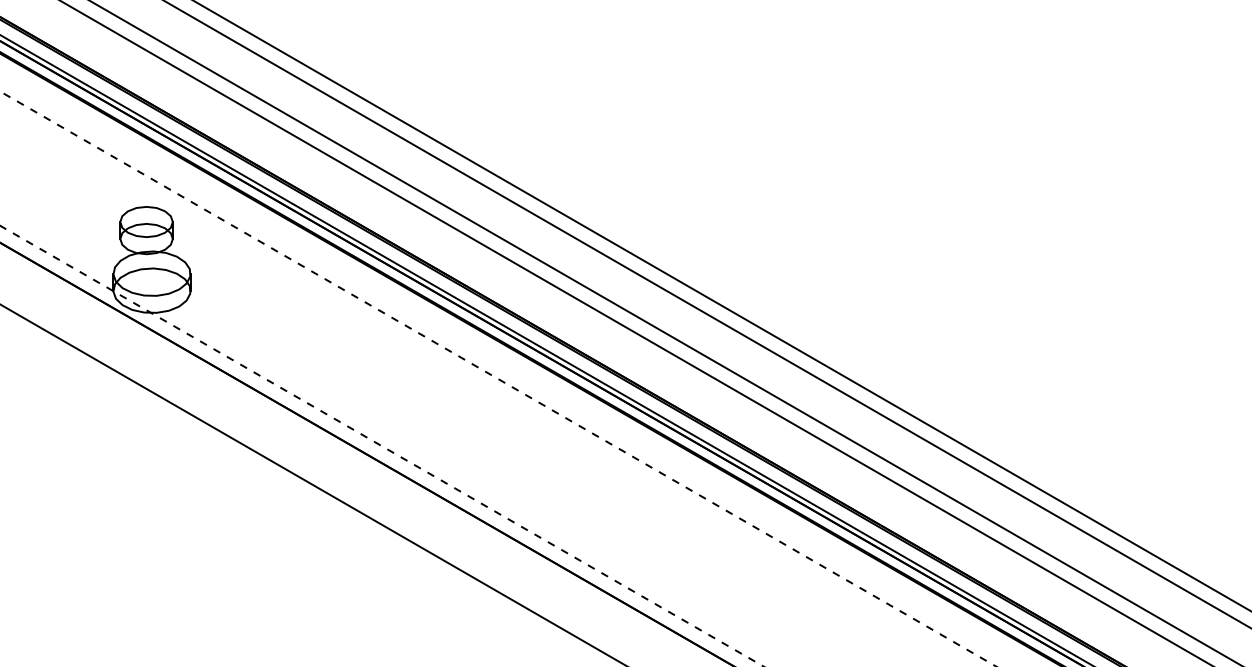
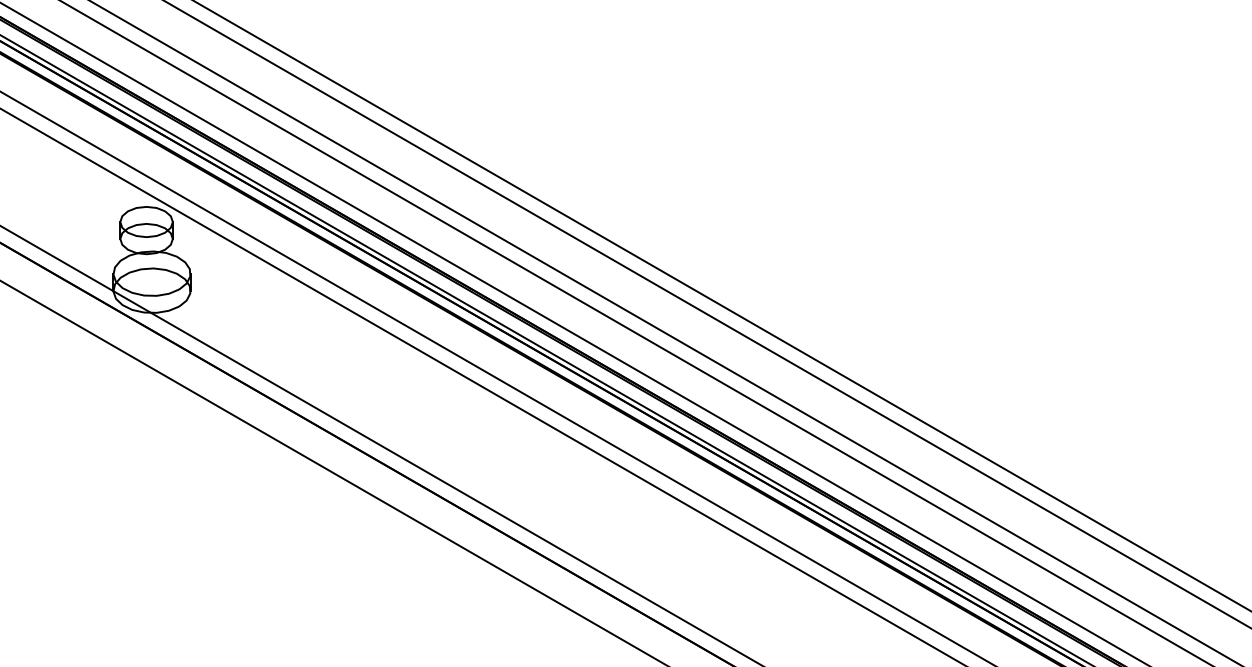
line: none -> present (573, 333)
line: dashed -> solid (498, 379)
line: none -> present (481, 386)
line: dashed -> solid (382, 446)
line position: (312, 484) -> (332, 472) (332, 472)
